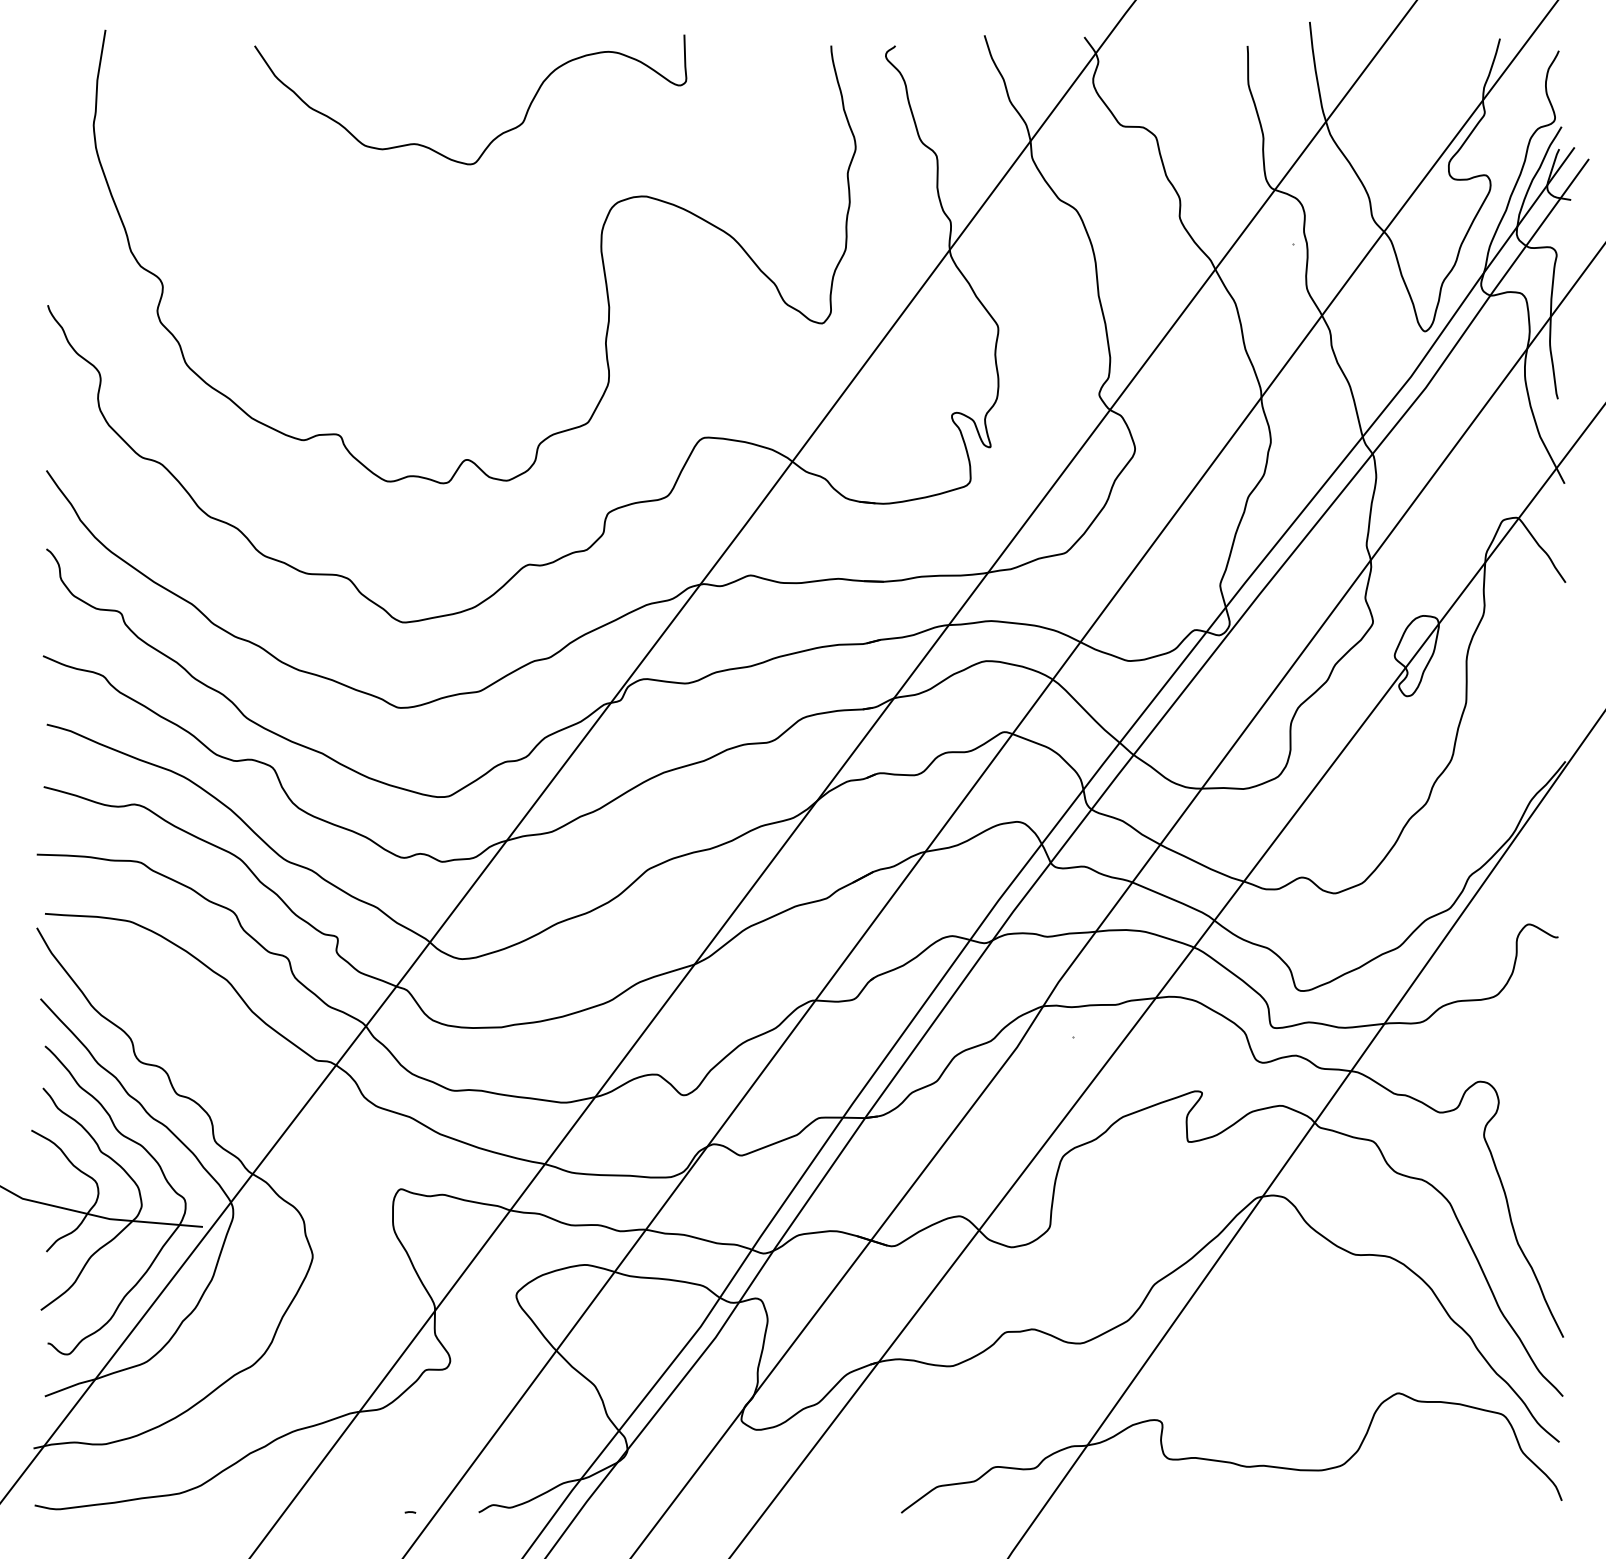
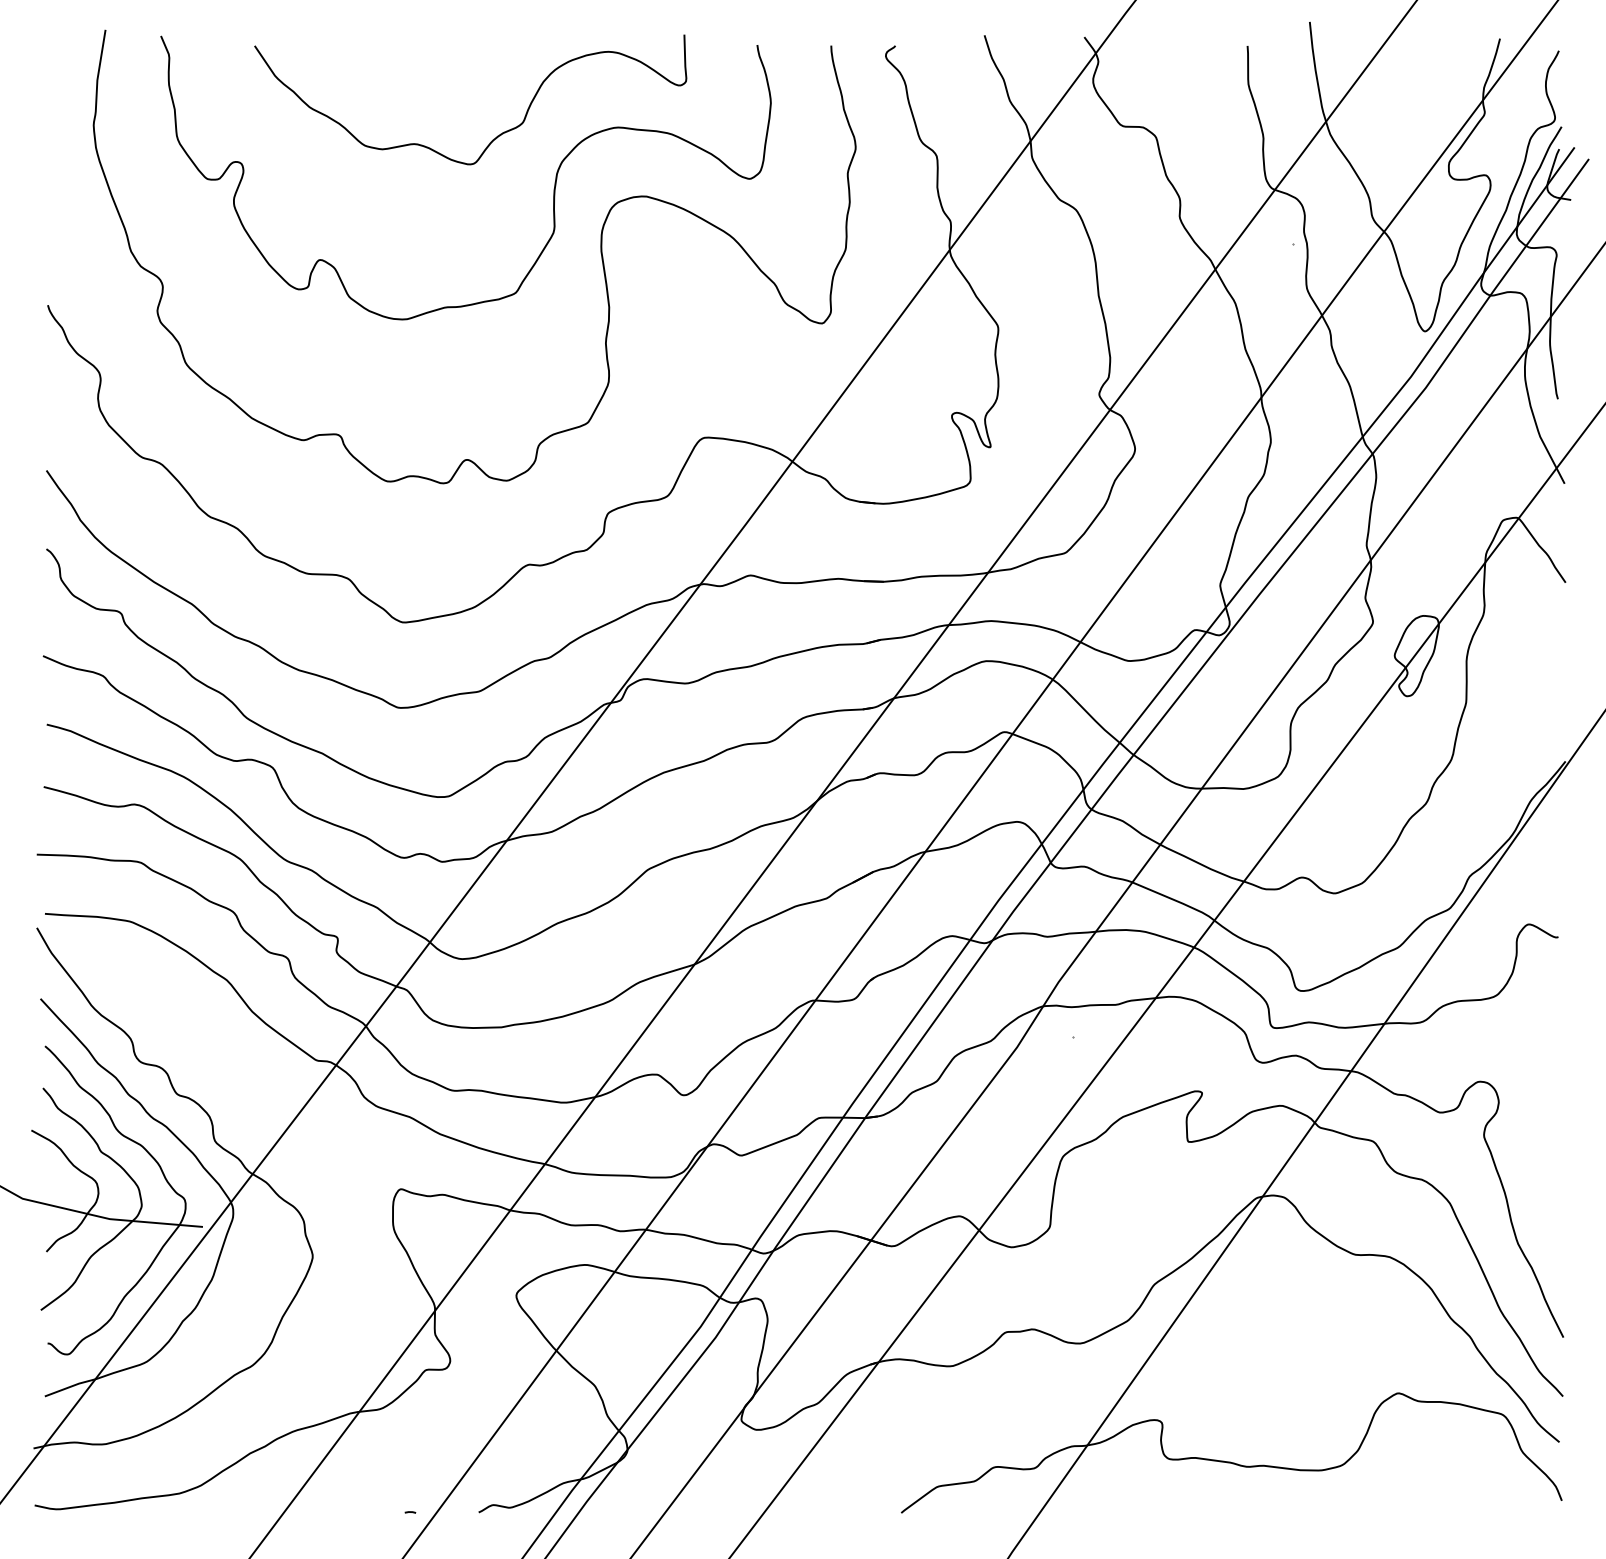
curve: none -> present (553, 189)
